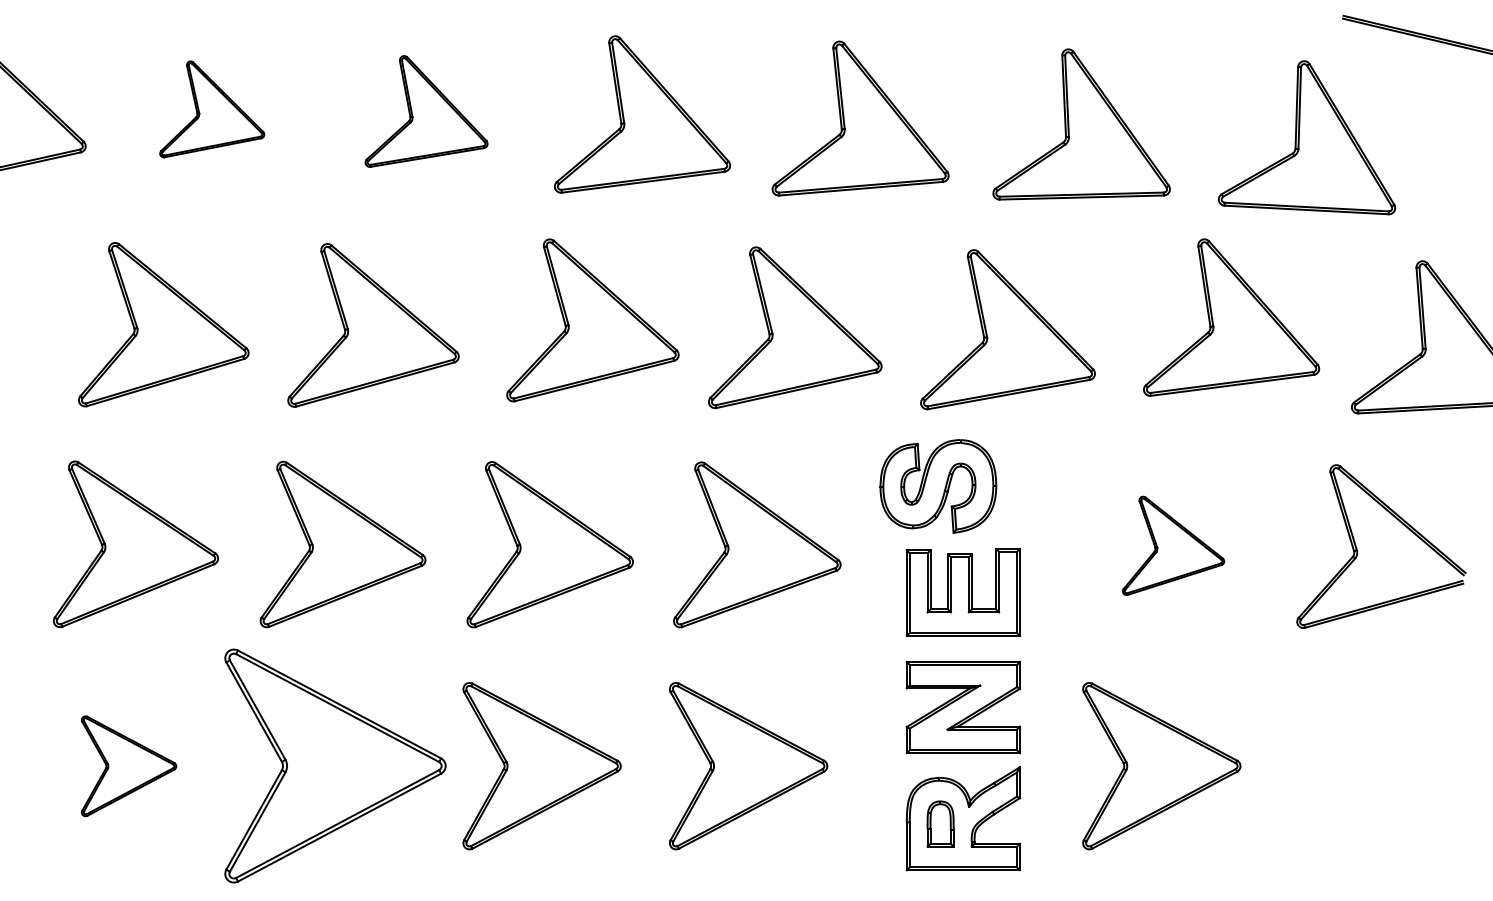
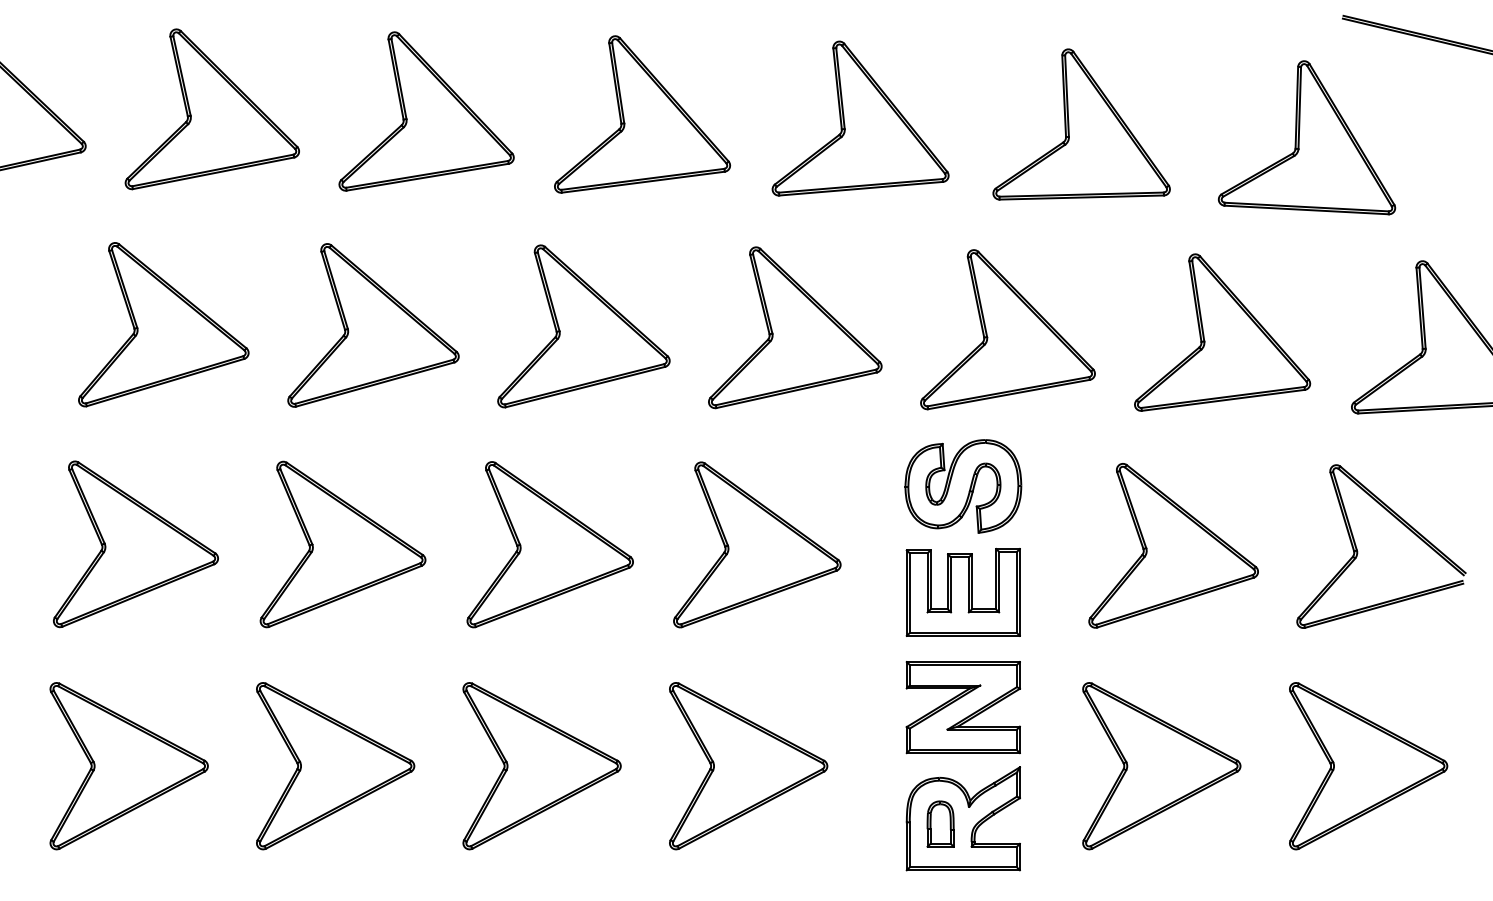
part size: 107x99 px -> 176x163 px (211, 109)
part size: 125x113 px -> 177x161 px (426, 111)
part position: (1231, 317) -> (1222, 332) (1222, 332)
part position: (592, 320) -> (583, 326) (583, 326)
part position: (938, 486) -> (963, 486) (963, 486)
part size: 104x101 px -> 171x166 px (1173, 545)
part size: 223x236 px -> 160x169 px (335, 766)
part size: 97x103 px -> 160x169 px (128, 766)
part: none -> present (1368, 766)
